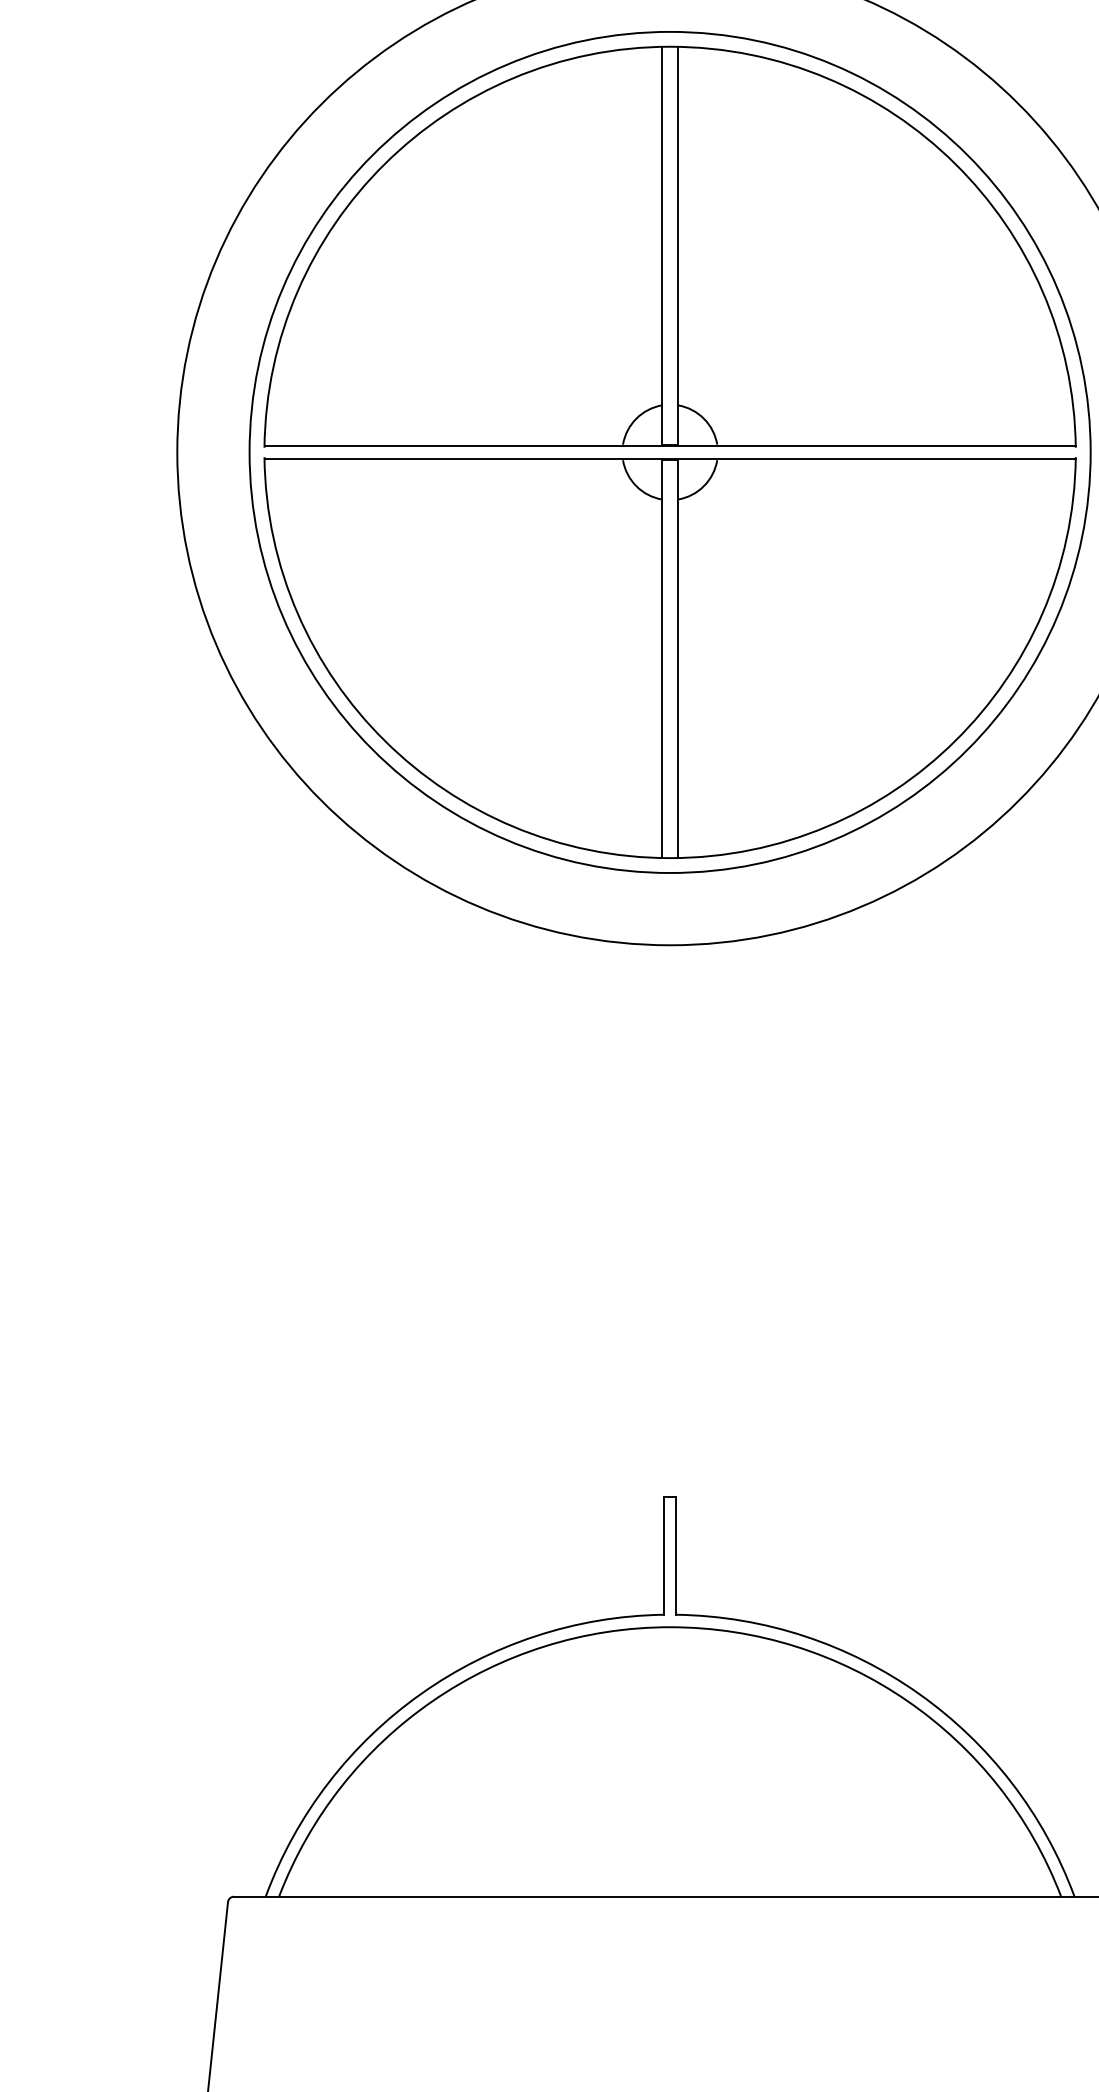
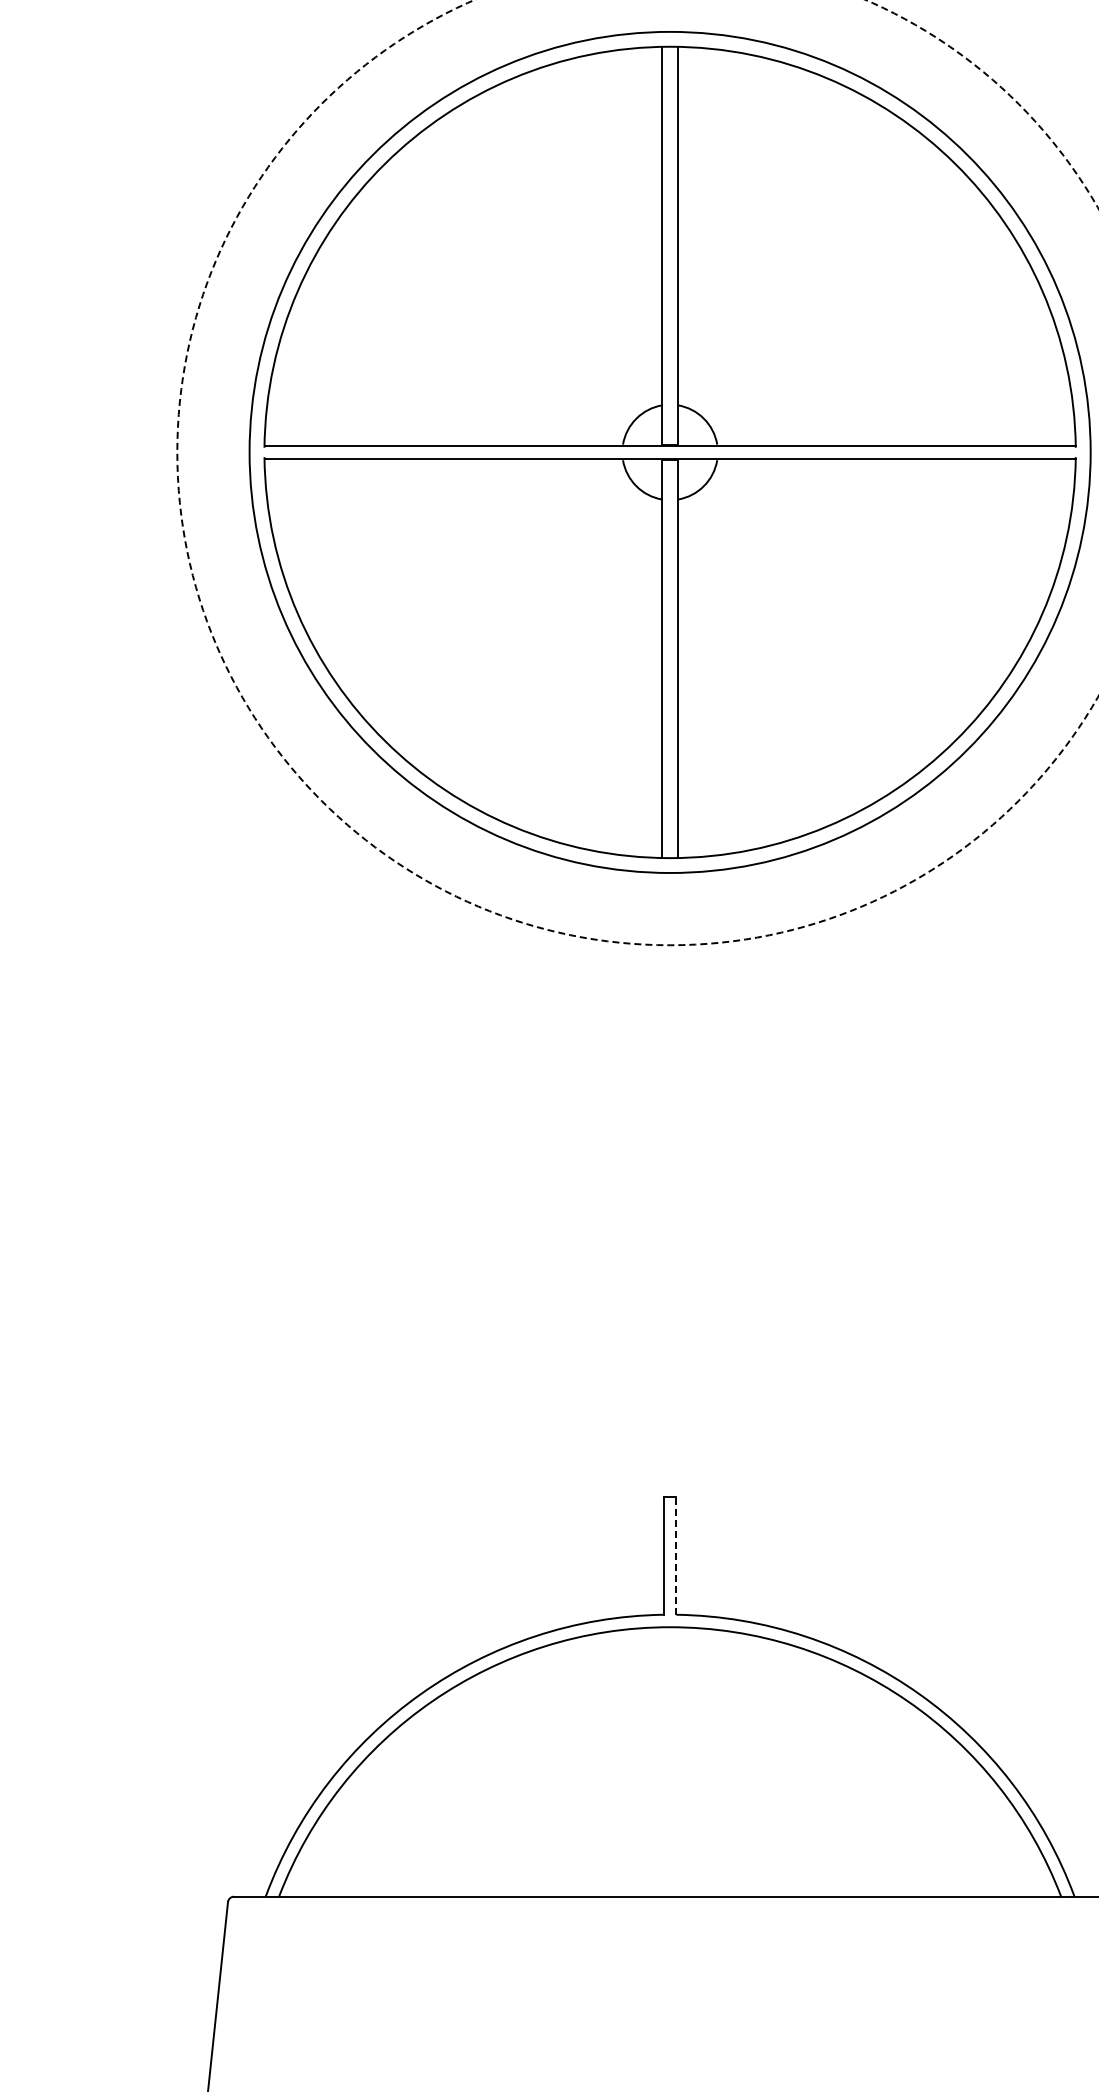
circle: solid -> dashed (637, 472)
line: solid -> dashed (676, 1555)
